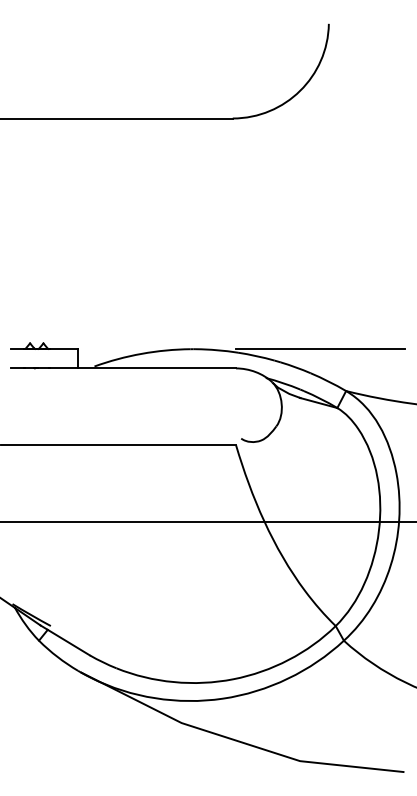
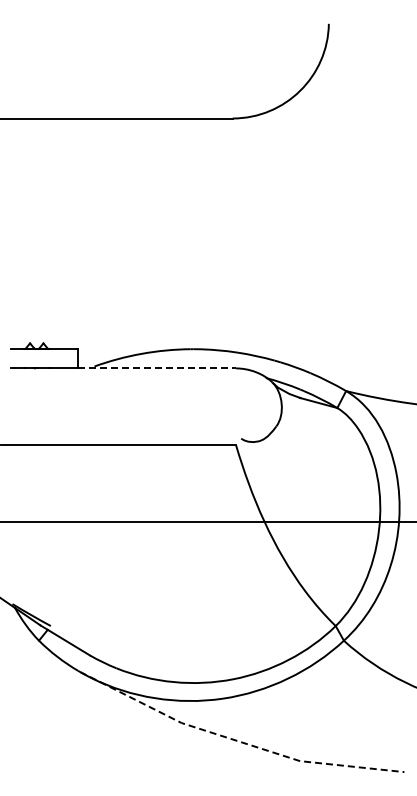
line: present -> none (320, 349)
line: solid -> dashed (157, 368)
line: solid -> dashed (236, 740)
